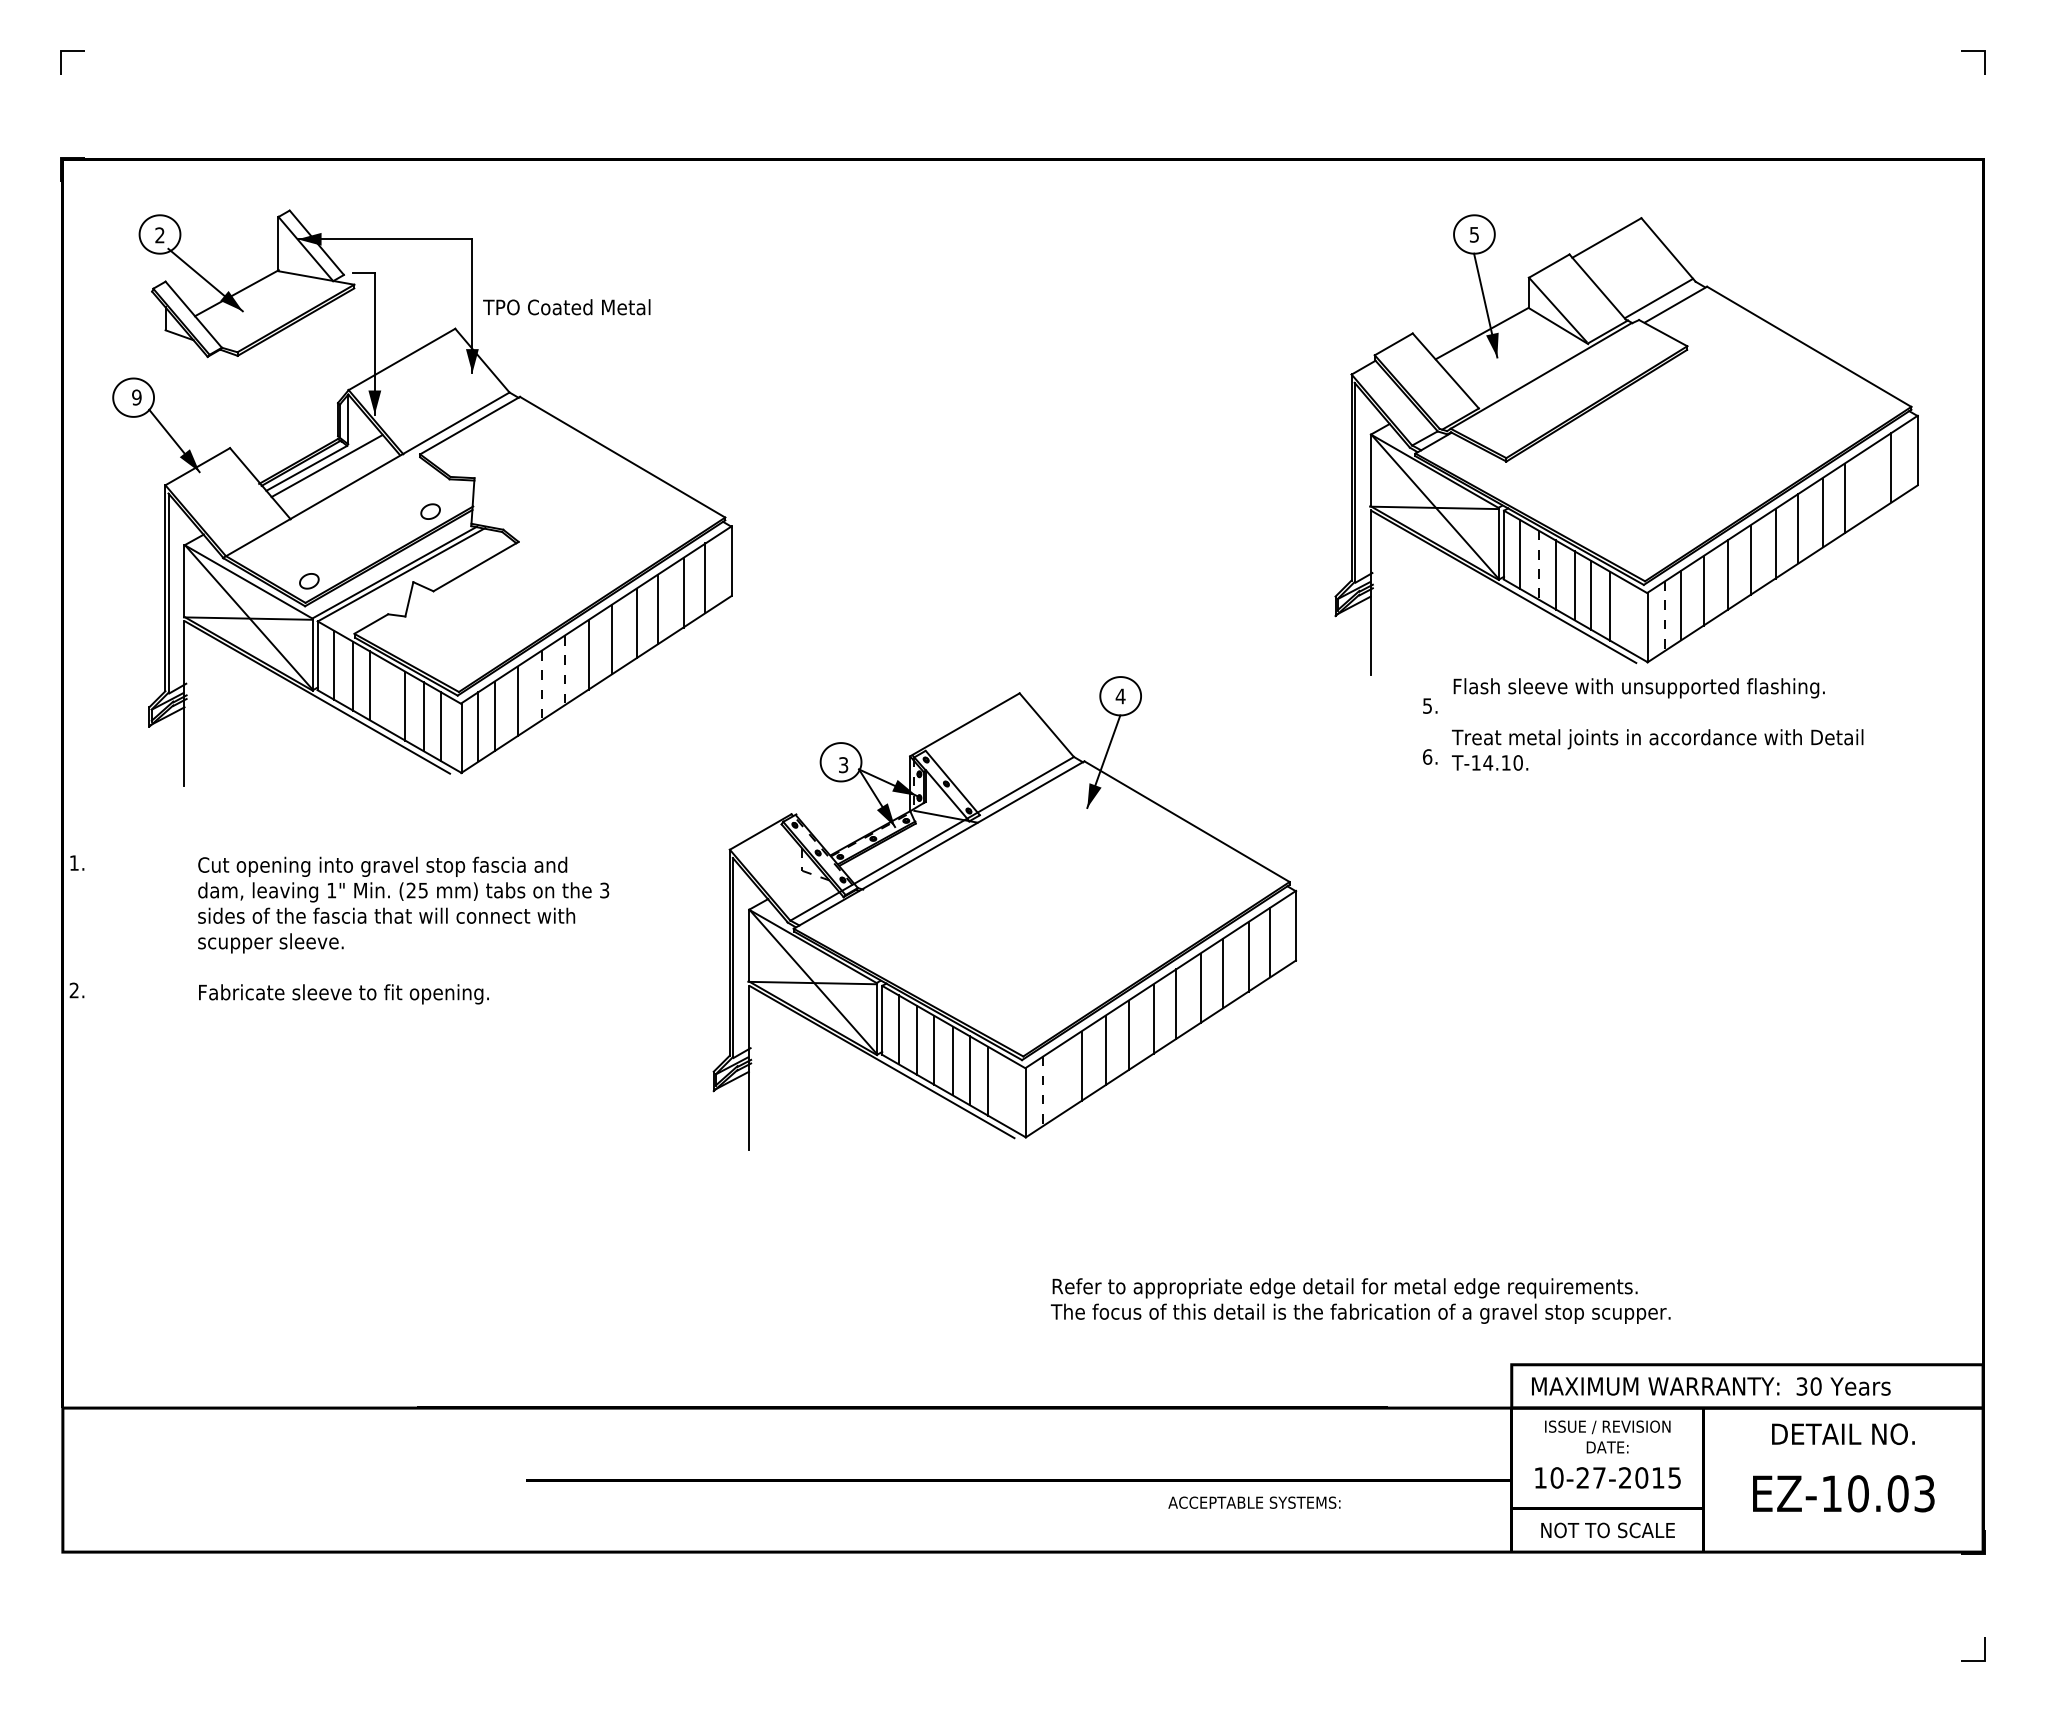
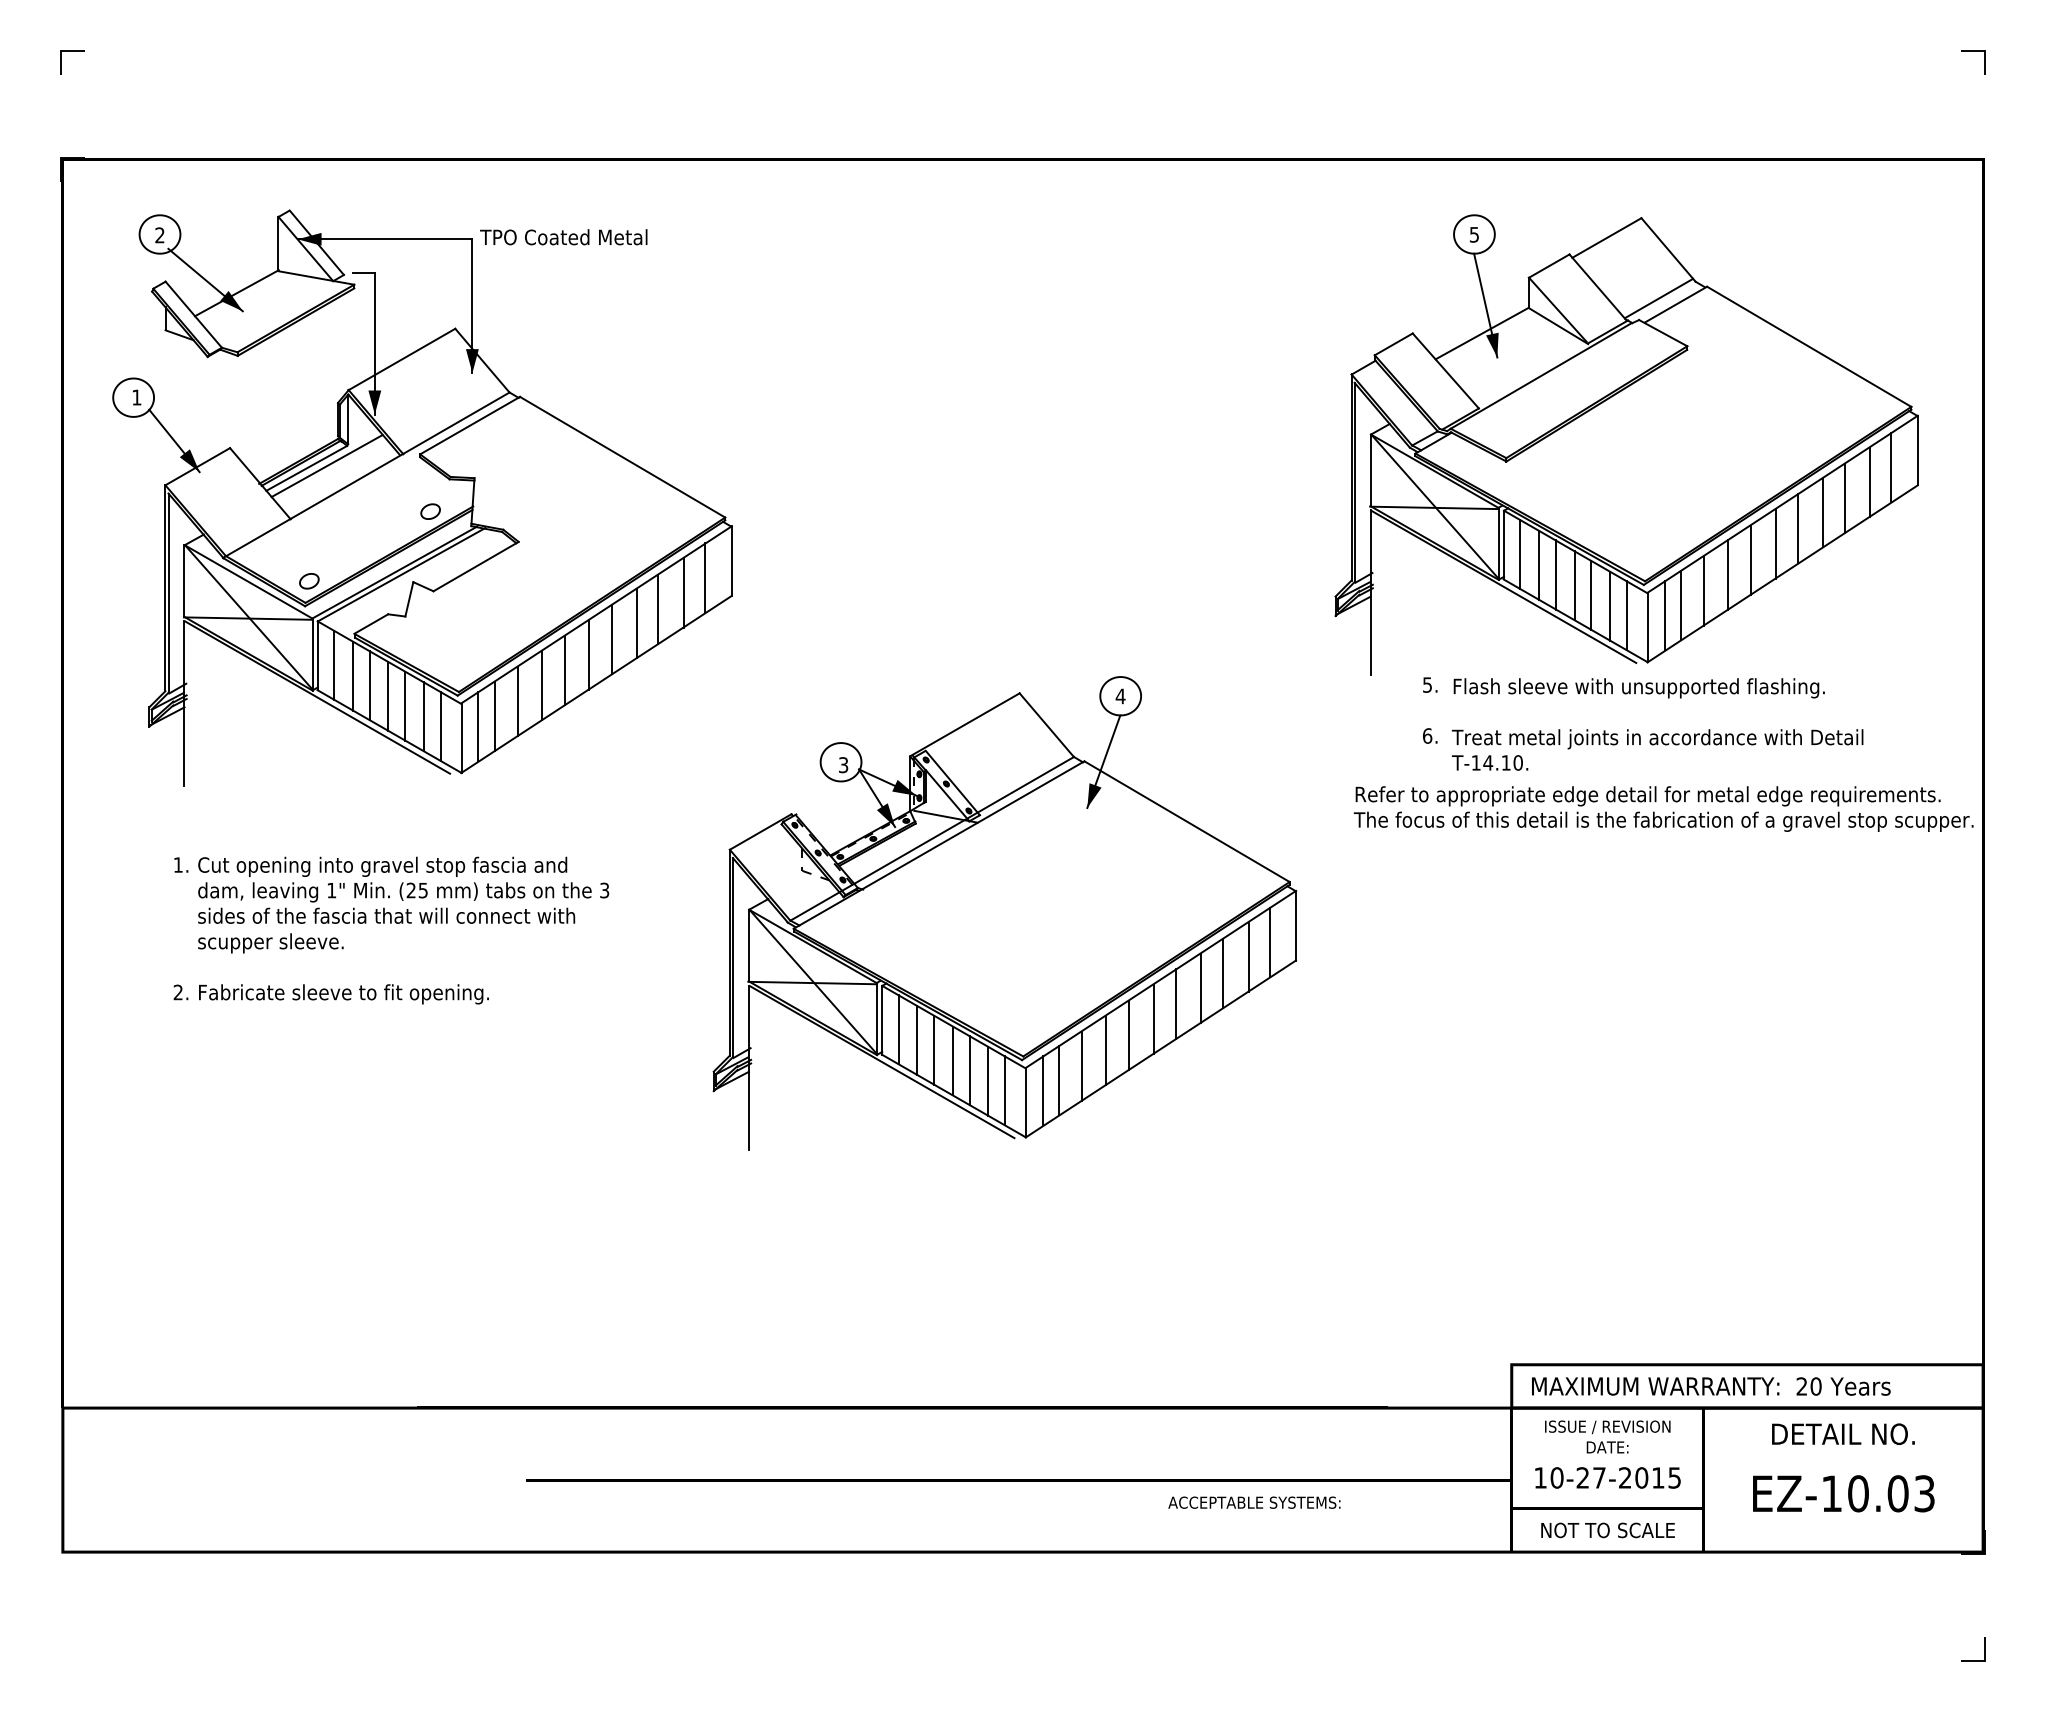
text position: (566, 307) -> (563, 237) (563, 237)
text: 9 -> 1 (136, 397)
line: none -> present (1870, 481)
line: dashed -> solid (1539, 565)
line: none -> present (1626, 615)
line: dashed -> solid (1664, 615)
line: dashed -> solid (564, 671)
line: dashed -> solid (541, 685)
line: none -> present (388, 695)
text position: (1430, 731) -> (1430, 710) (1430, 710)
text position: (76, 926) -> (180, 928) (180, 928)
line: none -> present (1058, 1080)
line: none -> present (1004, 1090)
line: dashed -> solid (1042, 1090)
text position: (1360, 1300) -> (1663, 808) (1663, 808)
text: 30 -> 20 (1801, 1386)
